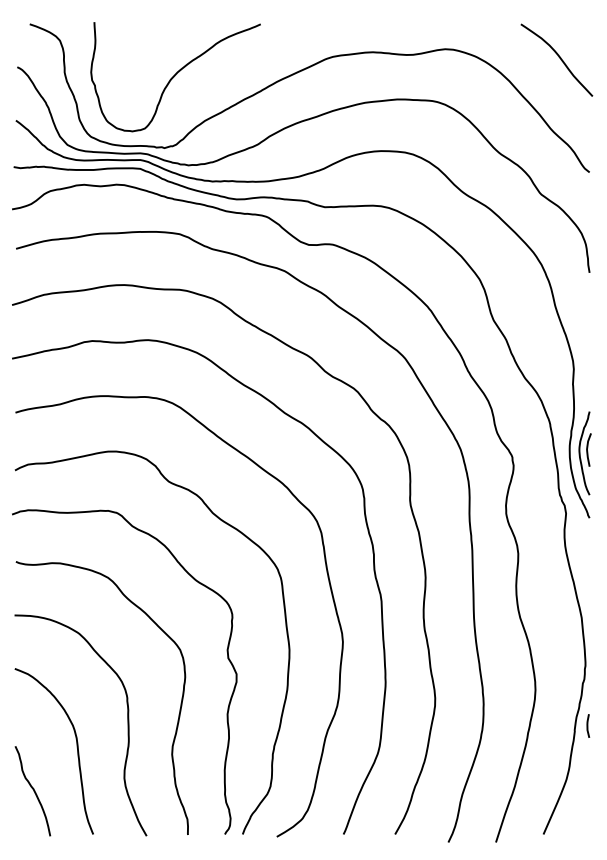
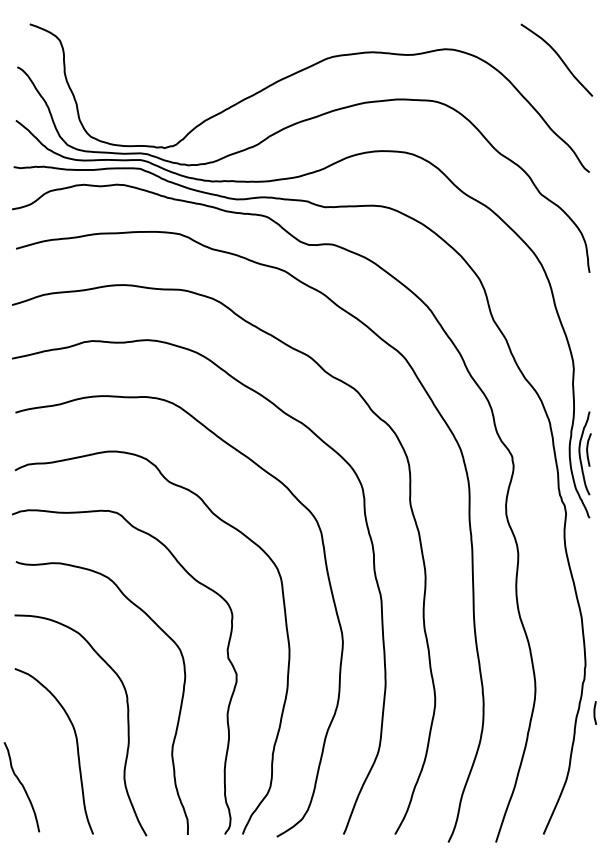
curve: present -> none (175, 76)
curve position: (588, 725) -> (595, 712) (595, 712)
curve position: (33, 791) -> (22, 787) (22, 787)
